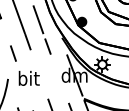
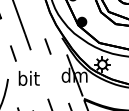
line: present -> none (38, 19)
